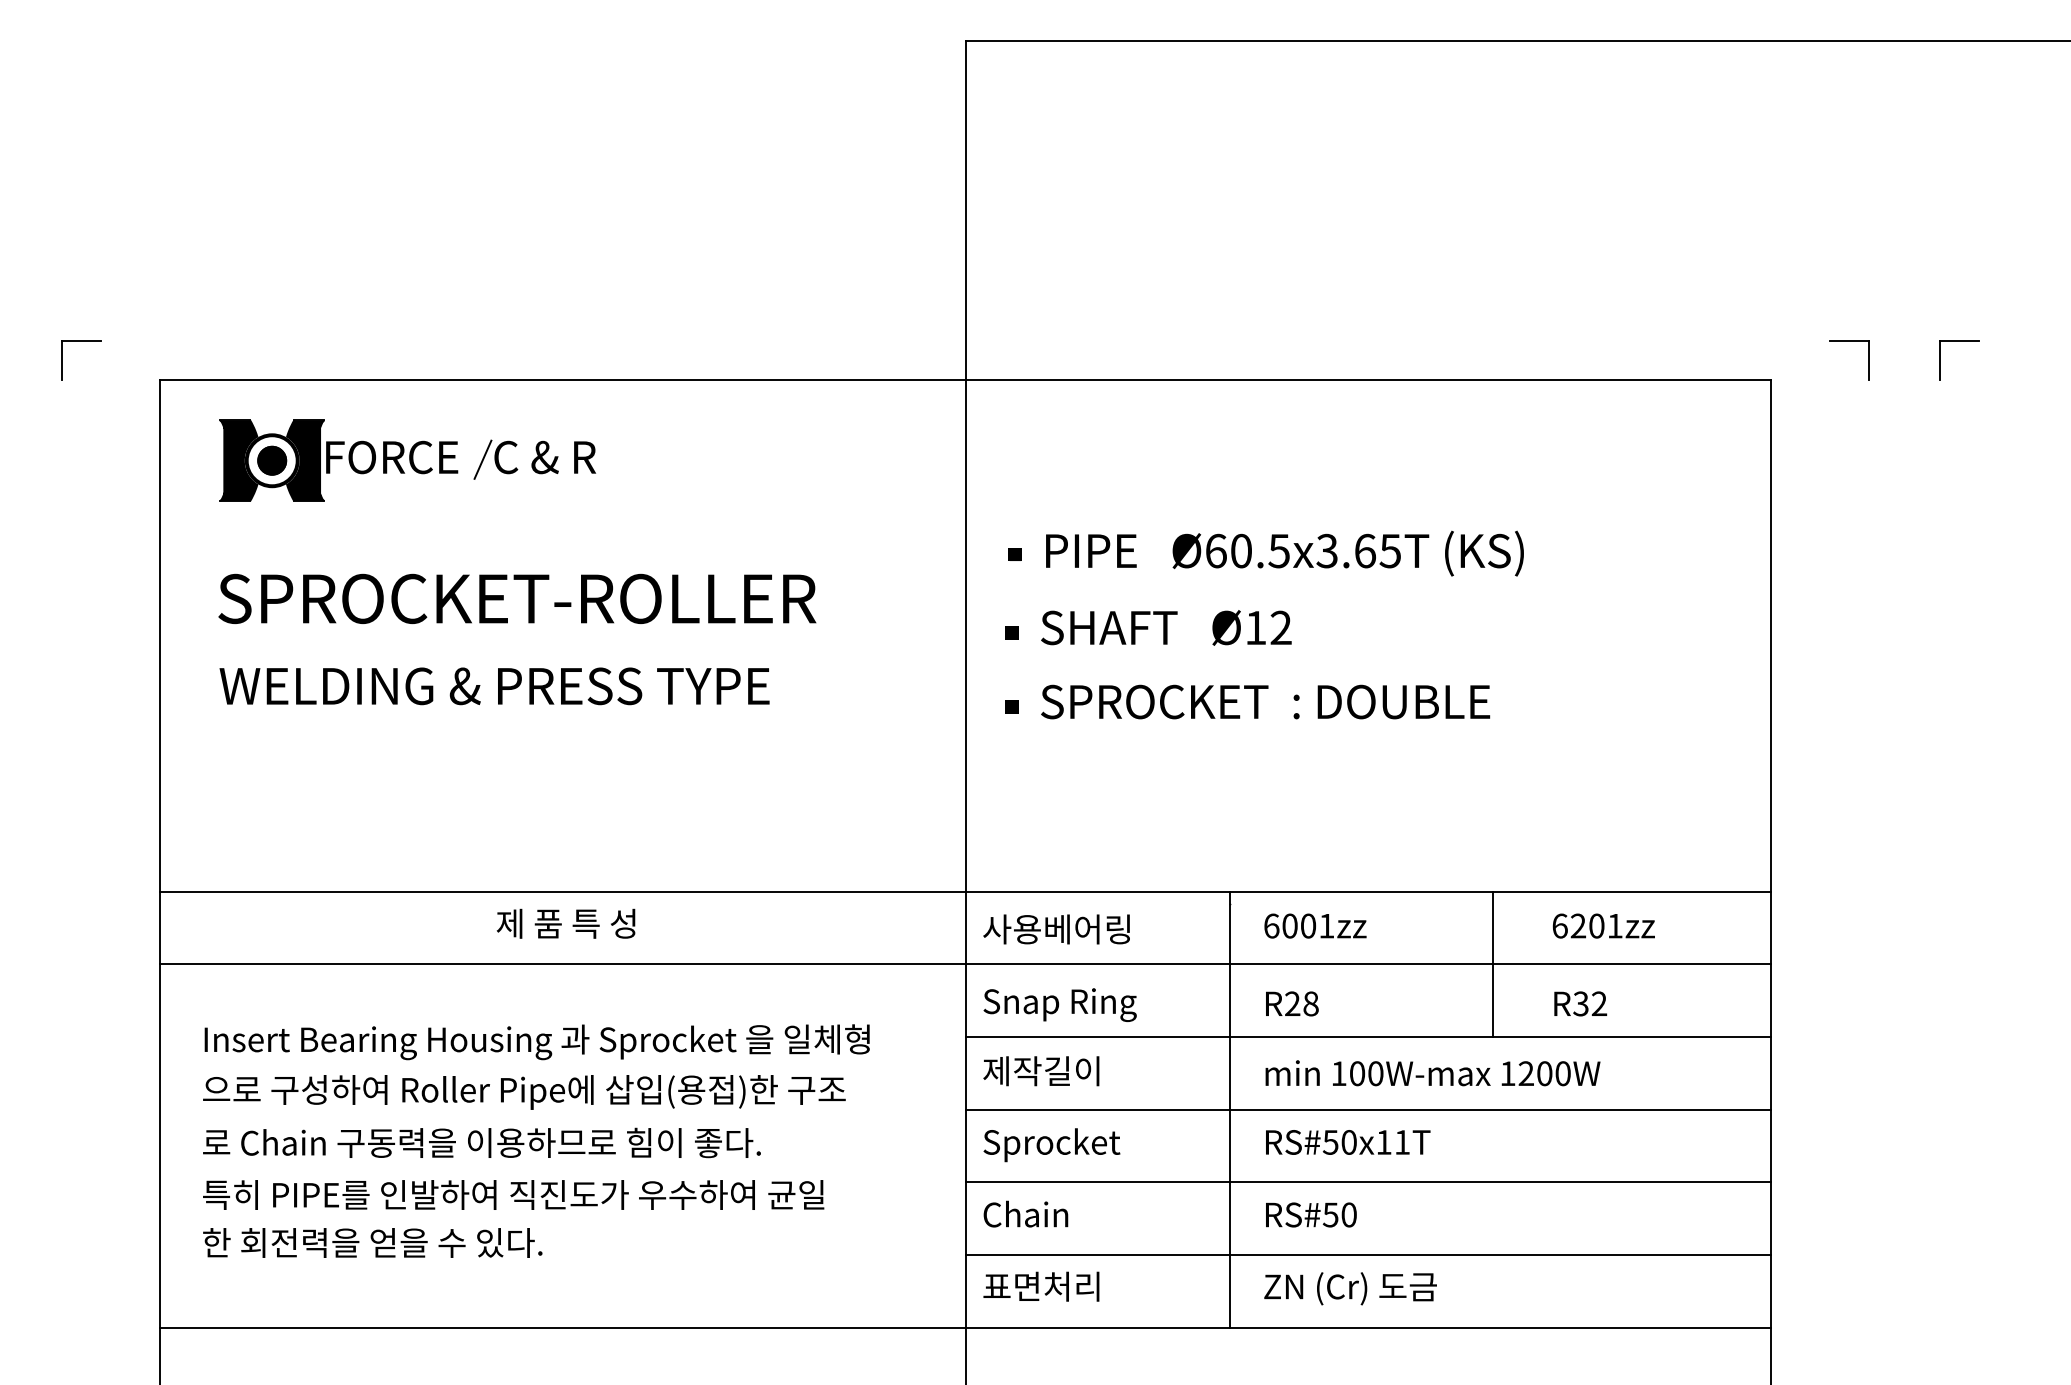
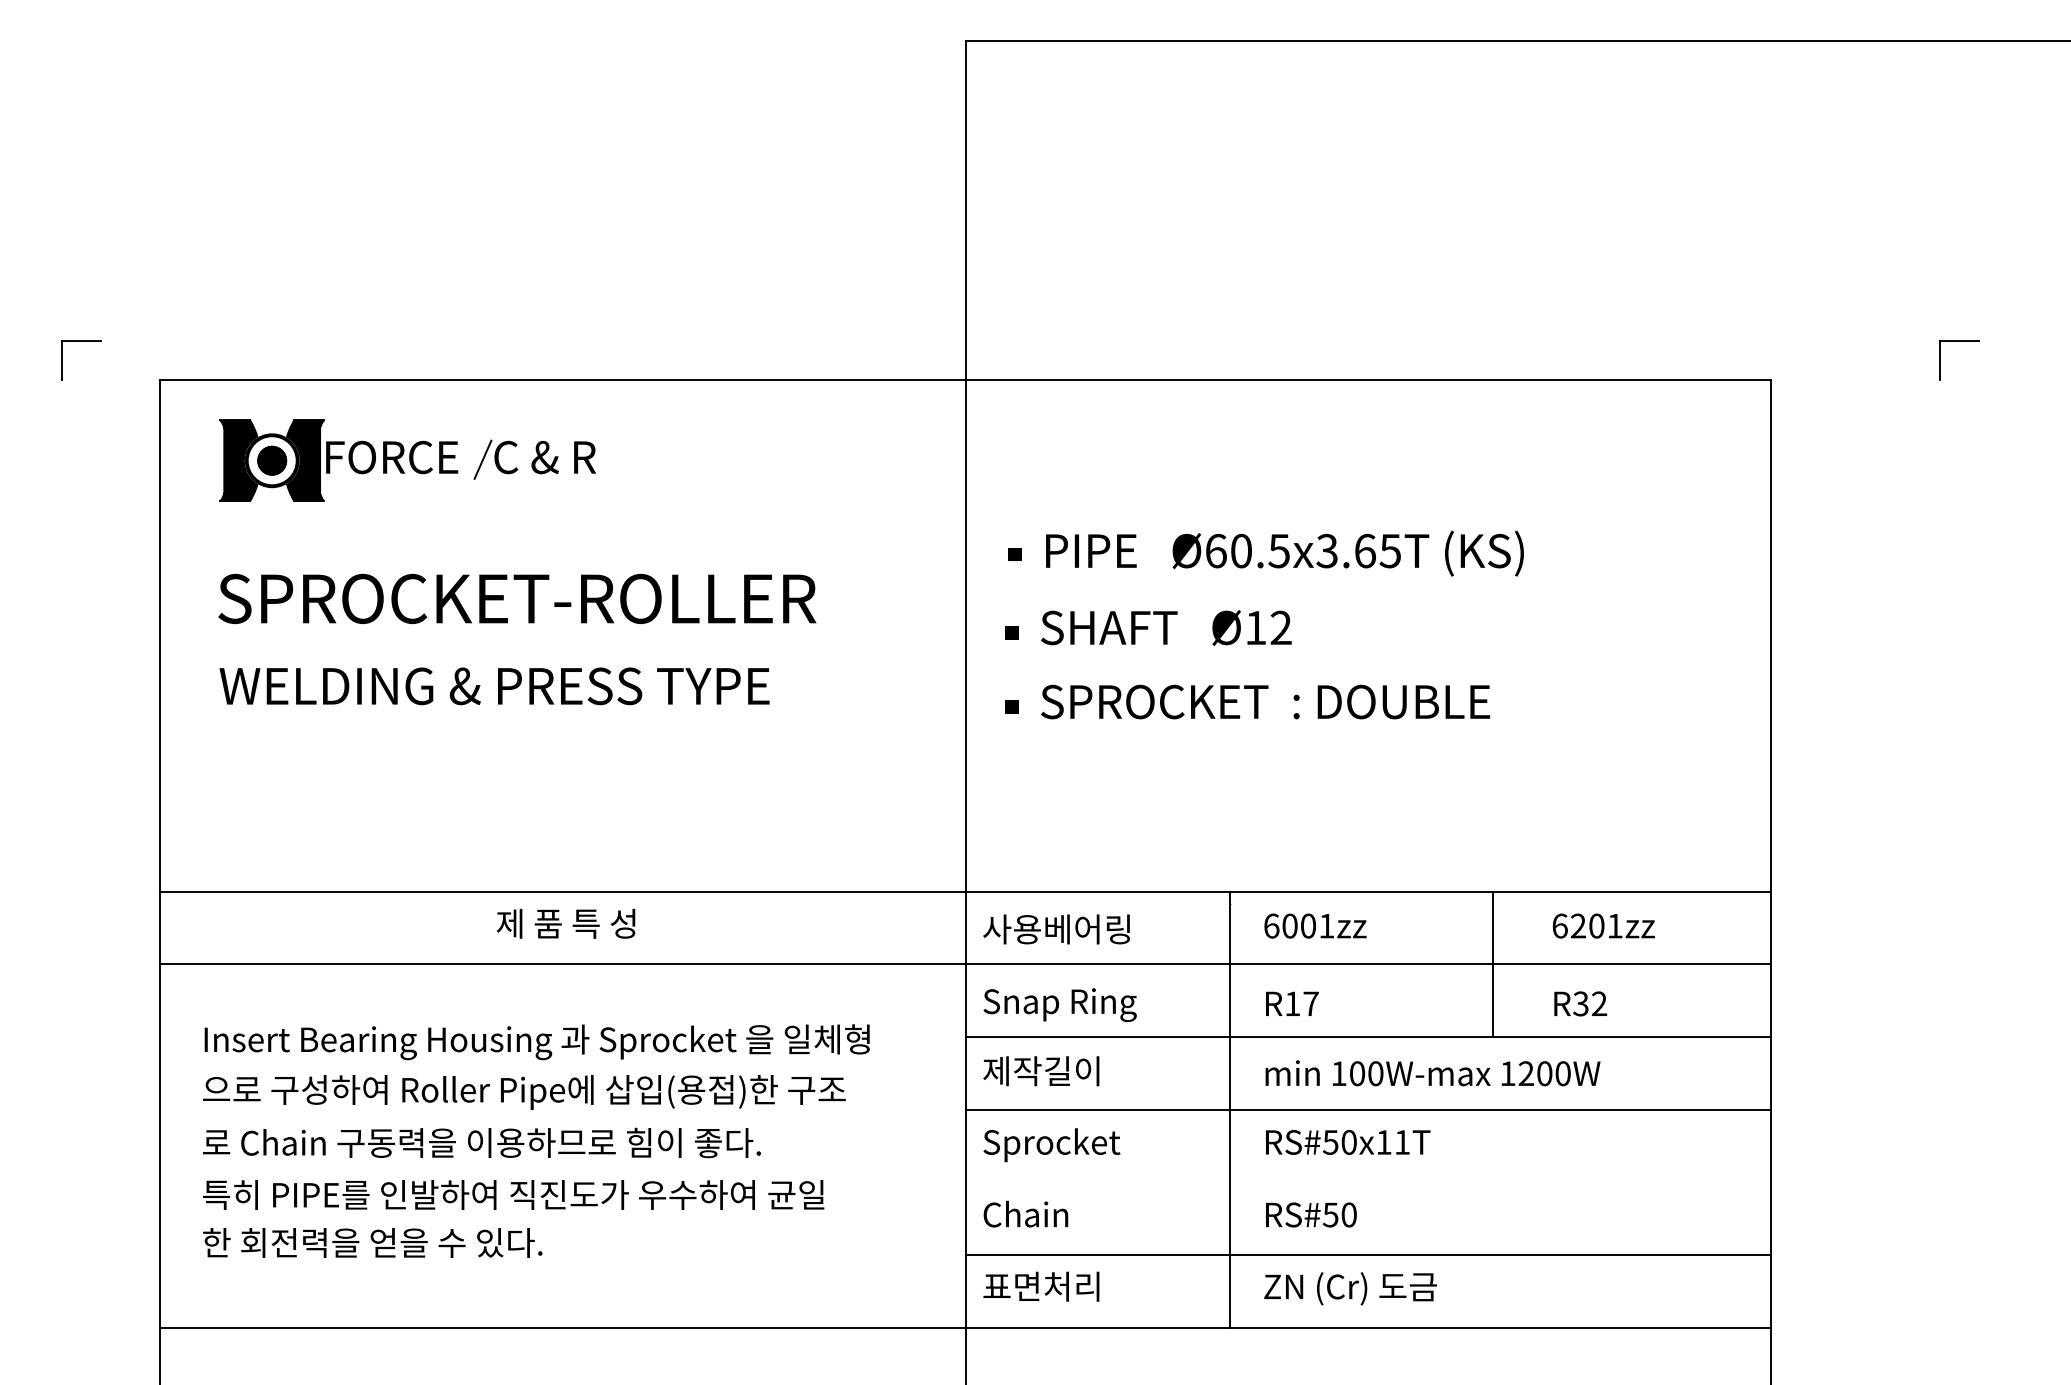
part: present -> none (1849, 341)
text: R28 -> R17 (1301, 1003)
line: present -> none (1367, 1182)
